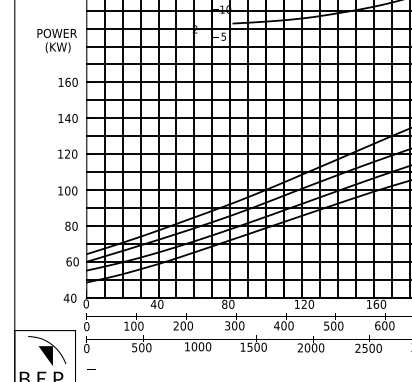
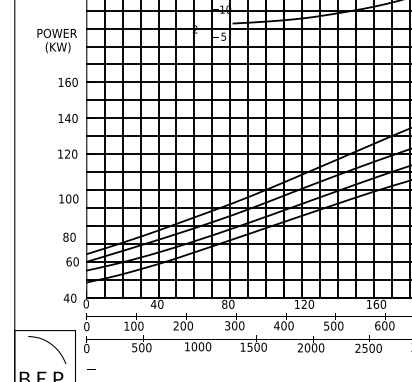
text position: (67, 190) -> (68, 198) (68, 198)
text position: (71, 225) -> (69, 236) (69, 236)
fill: present -> none (45, 356)
